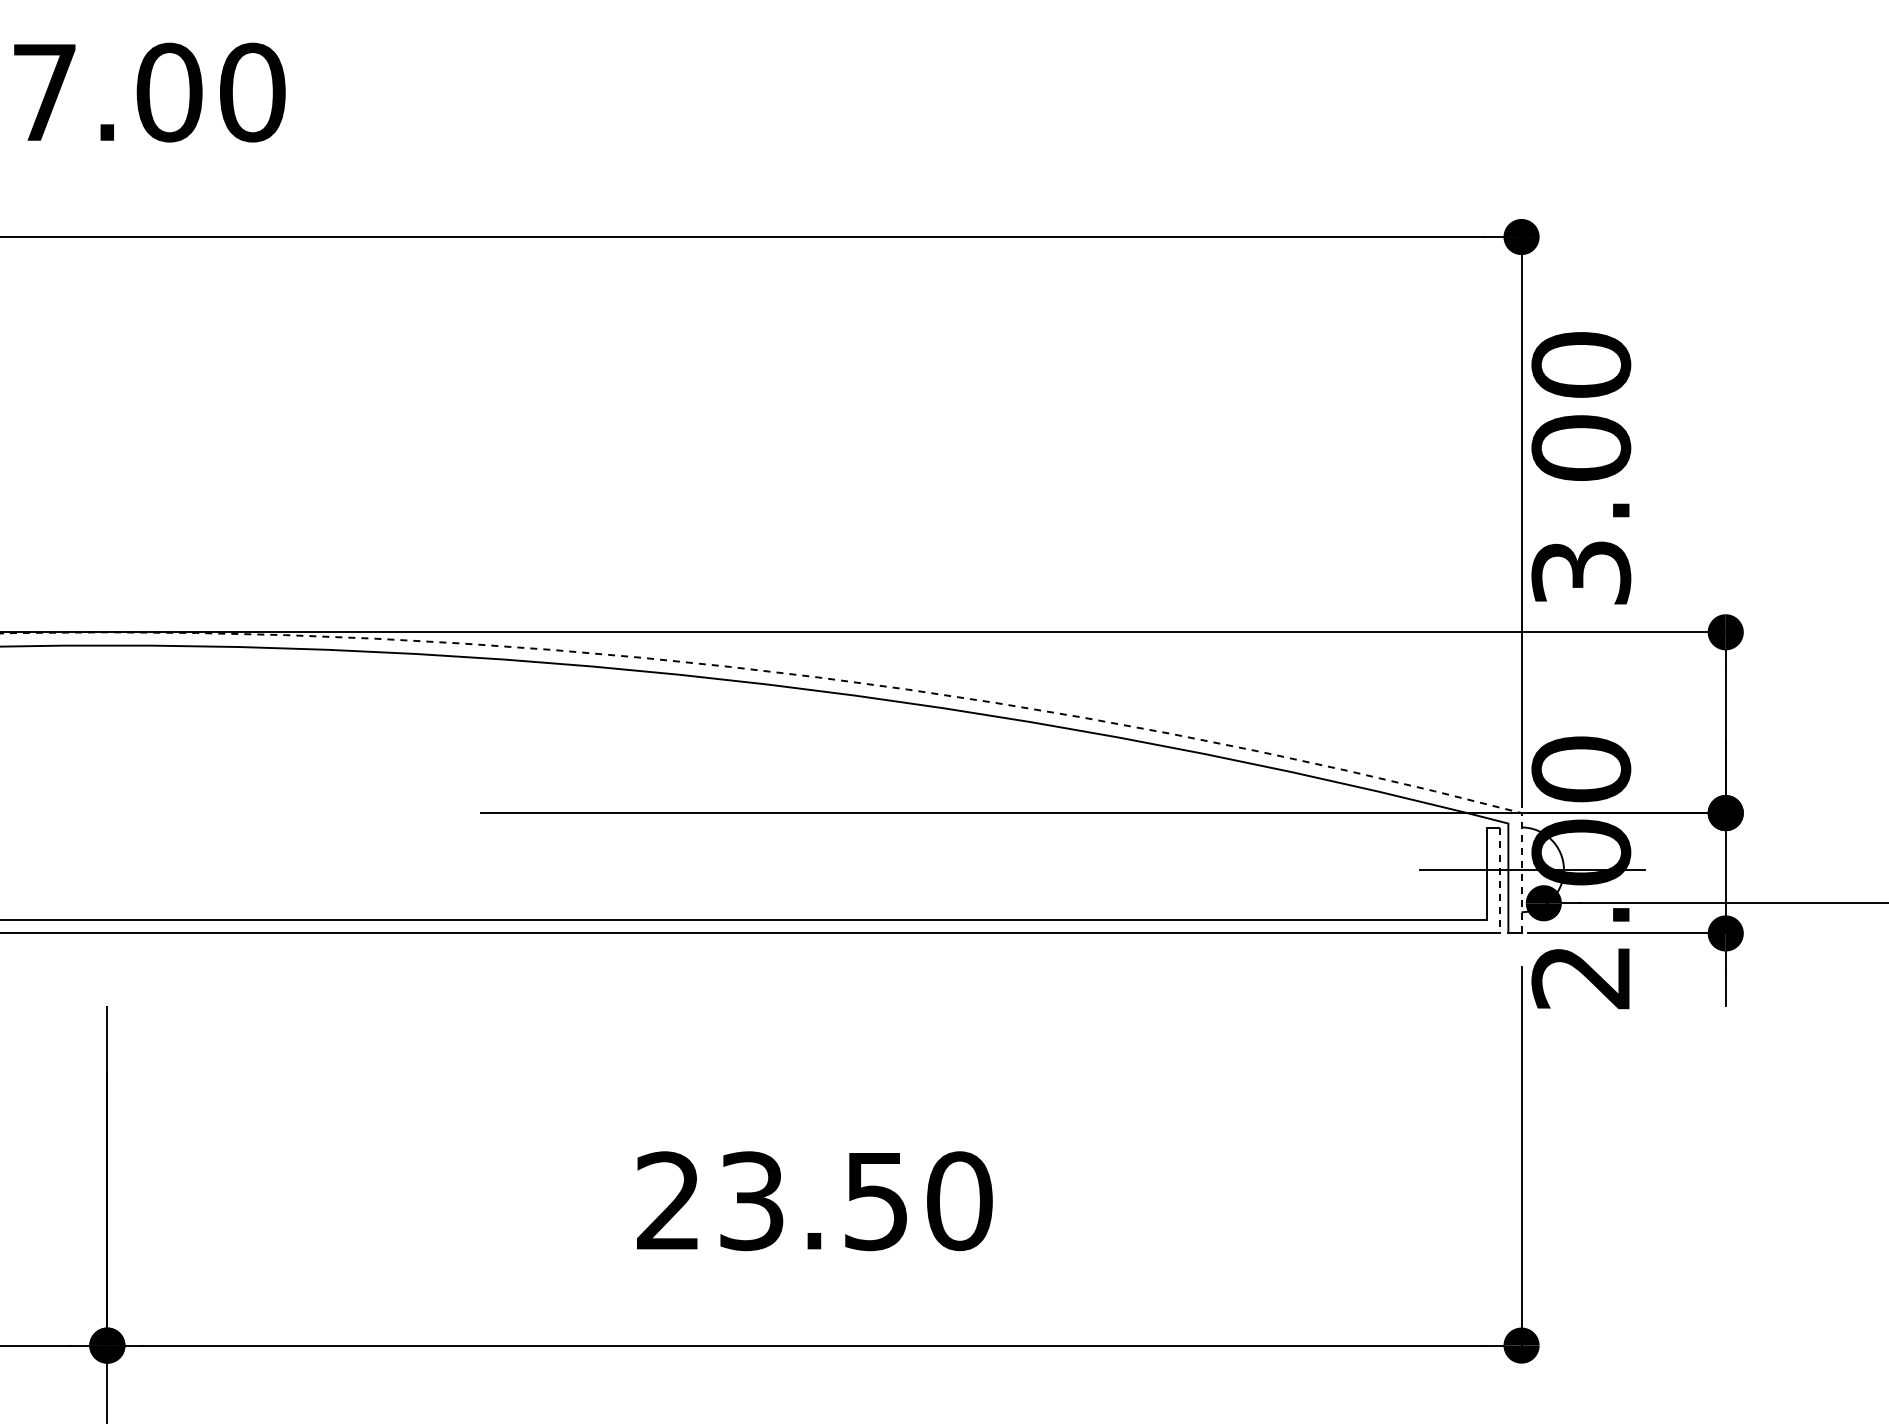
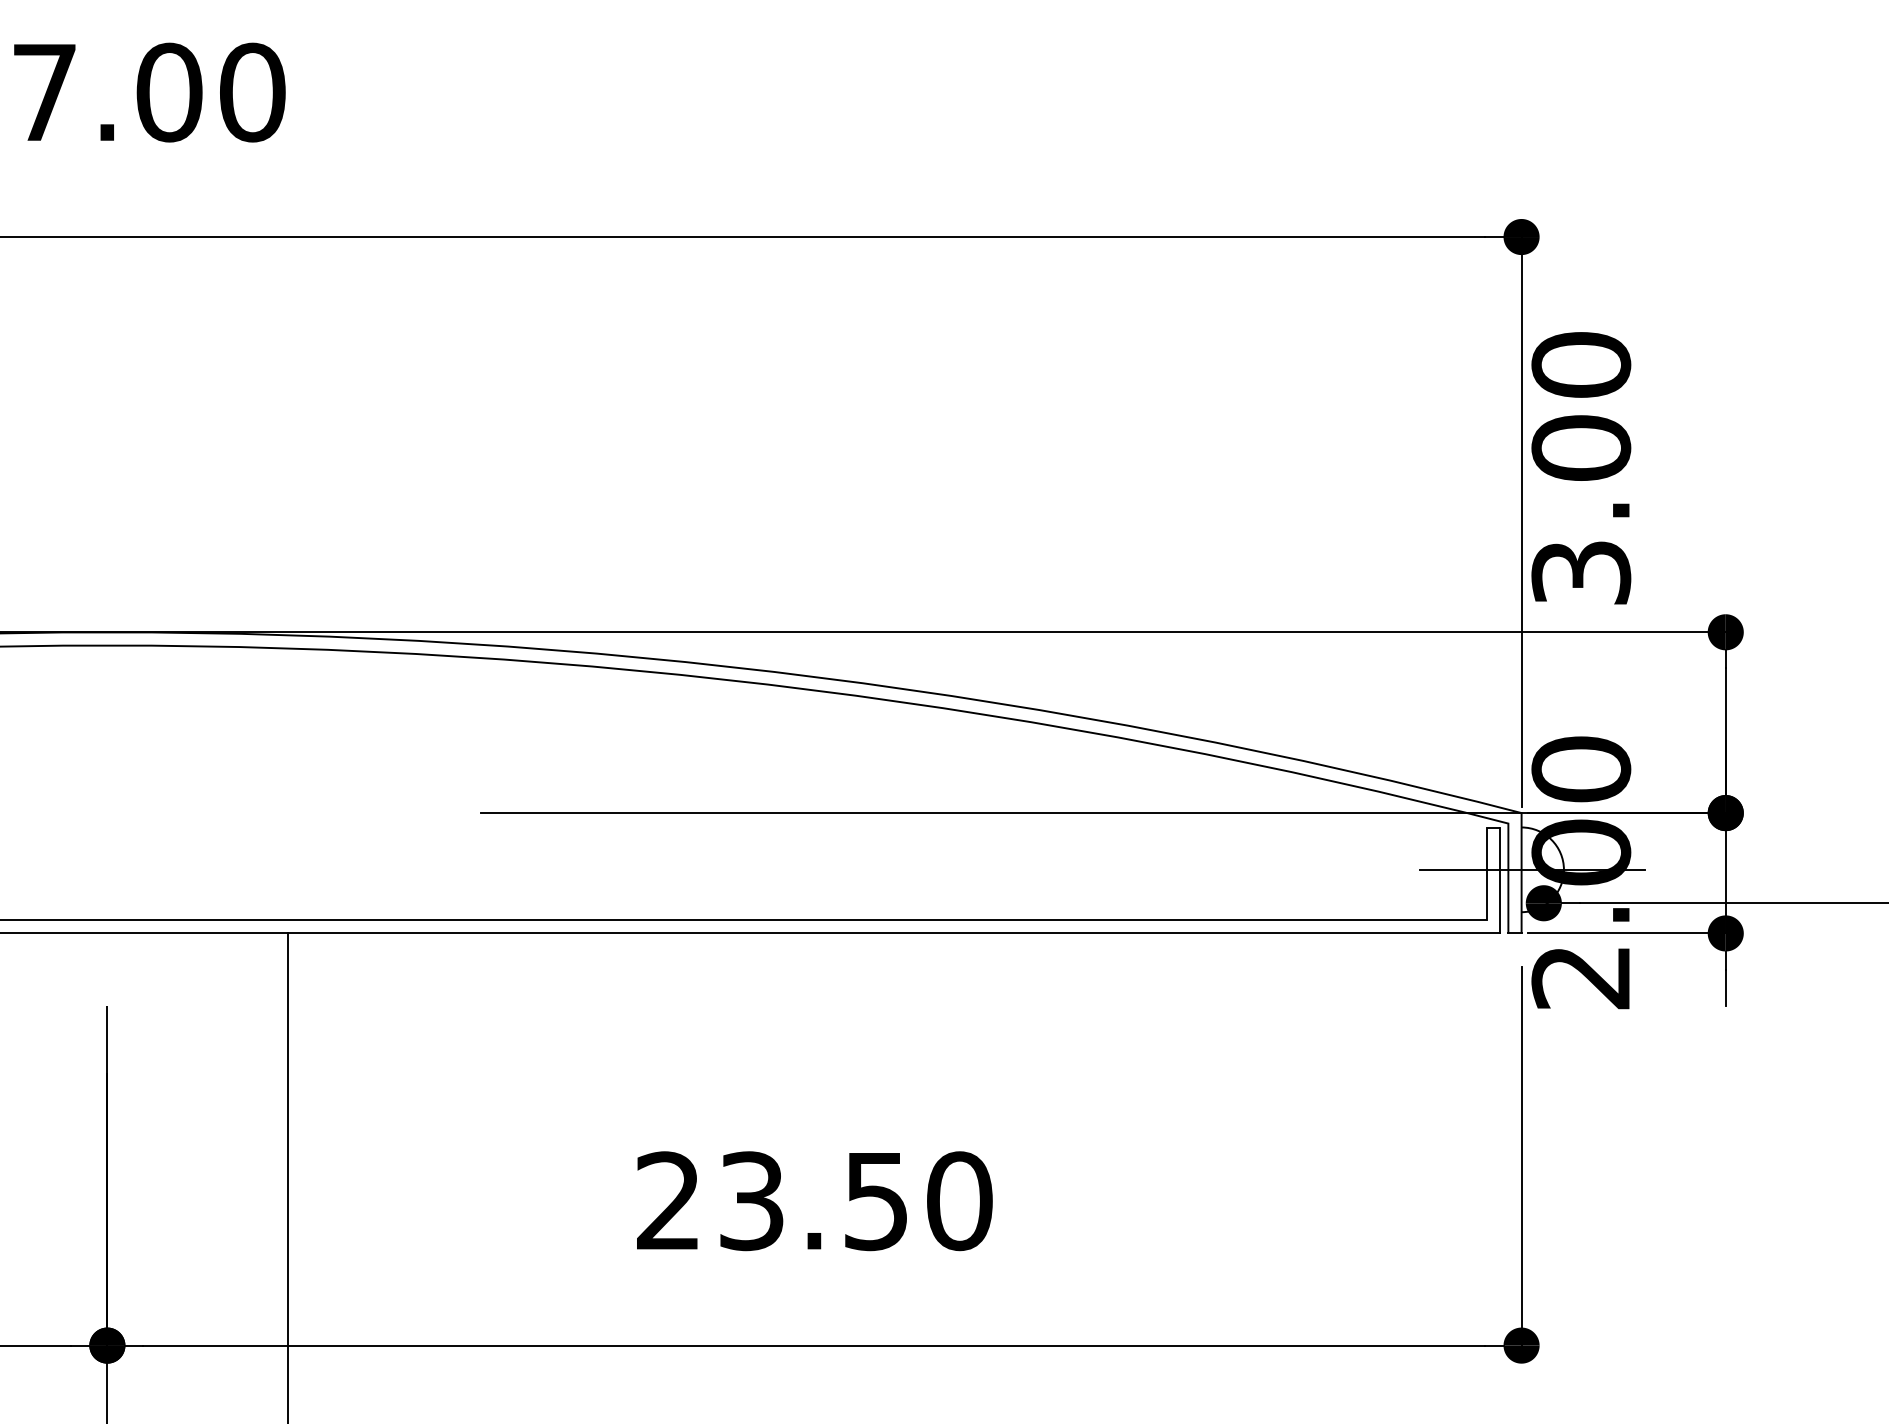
line: dashed -> solid (823, 678)
line: dashed -> solid (1500, 881)
line: none -> present (287, 1176)
